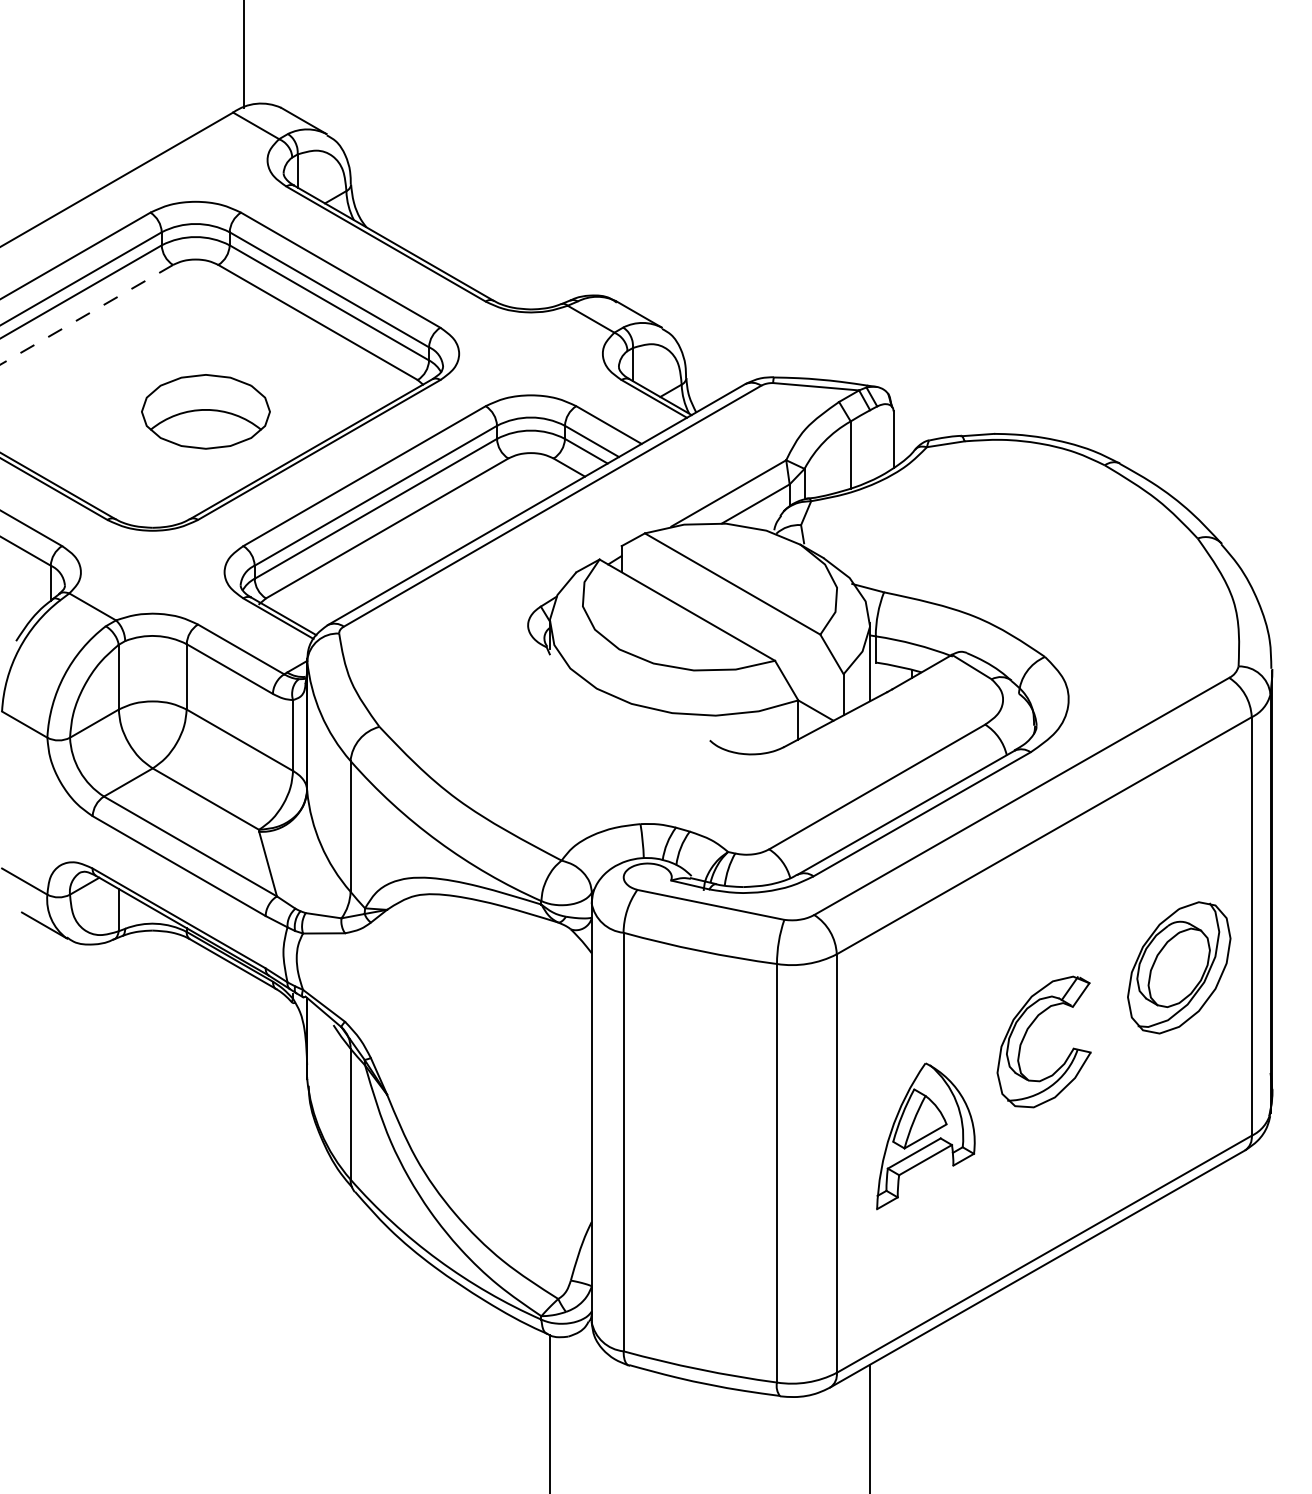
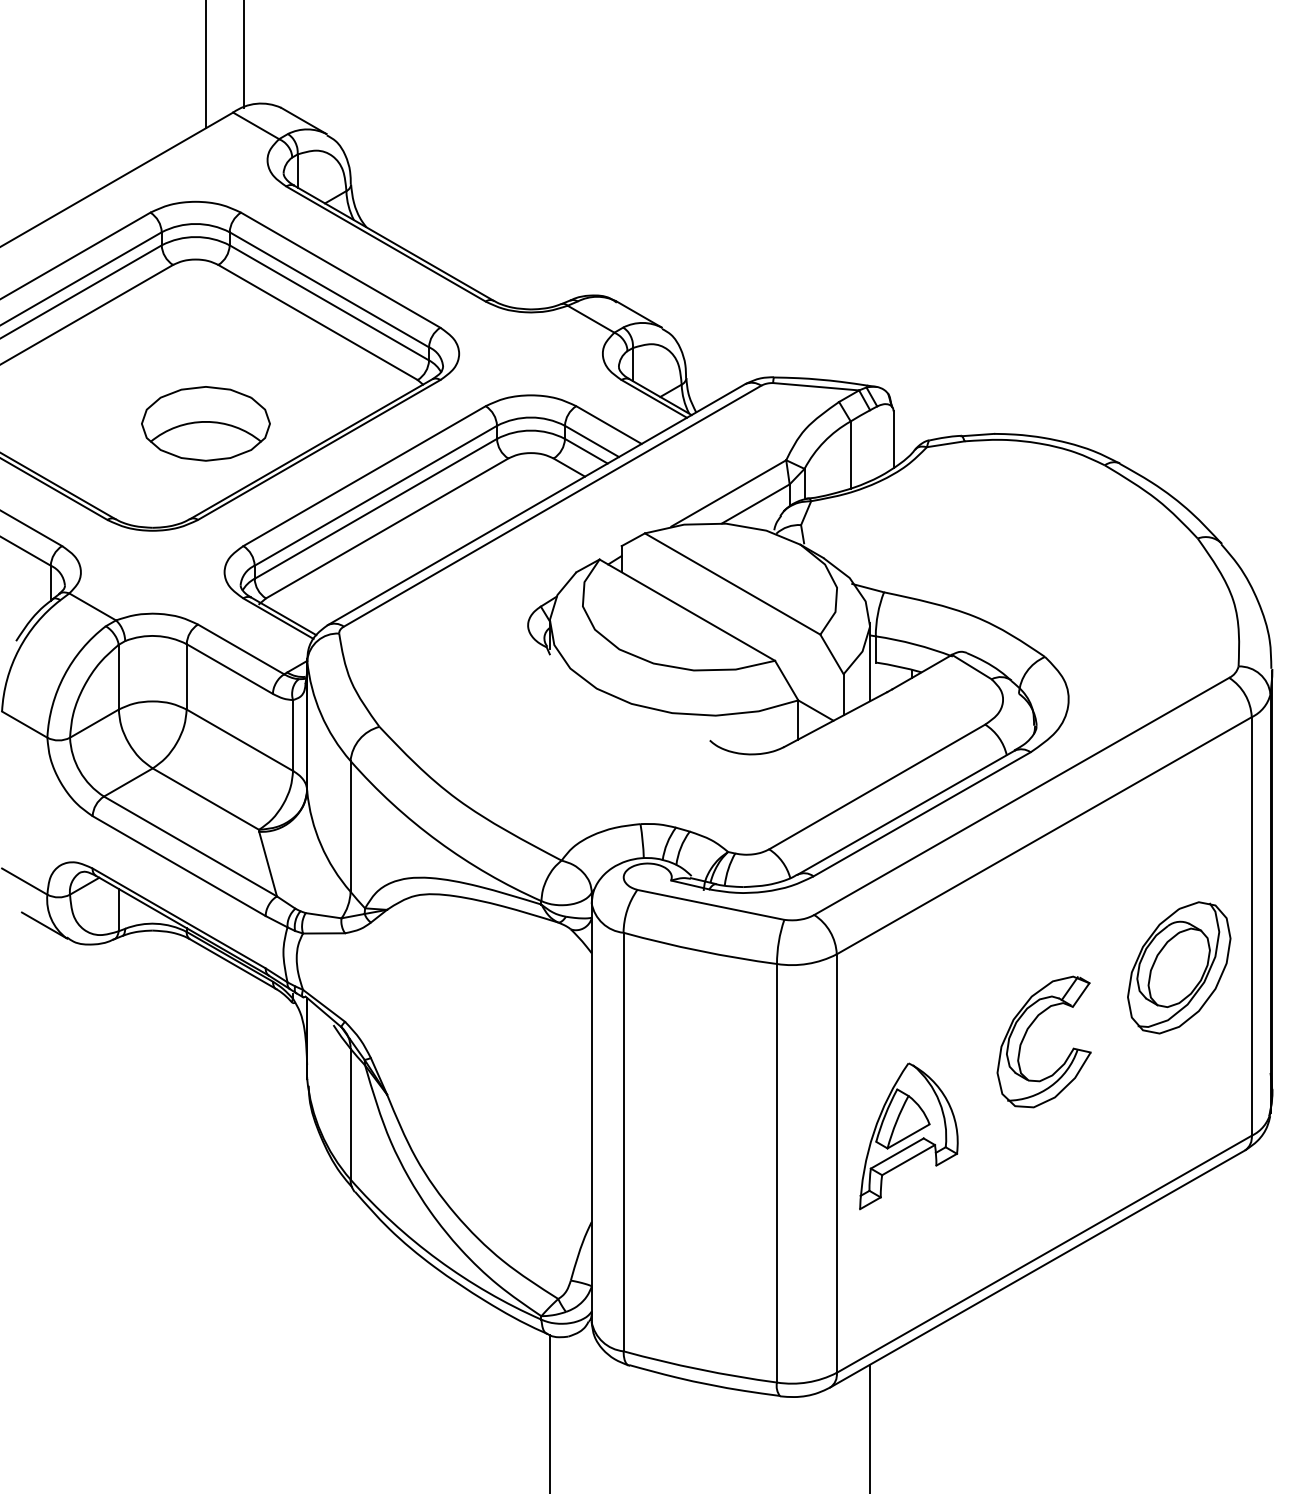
line: none -> present (205, 65)
line: dashed -> solid (86, 314)
part position: (205, 411) -> (205, 423) (205, 423)
part position: (925, 1136) -> (908, 1136) (908, 1136)
